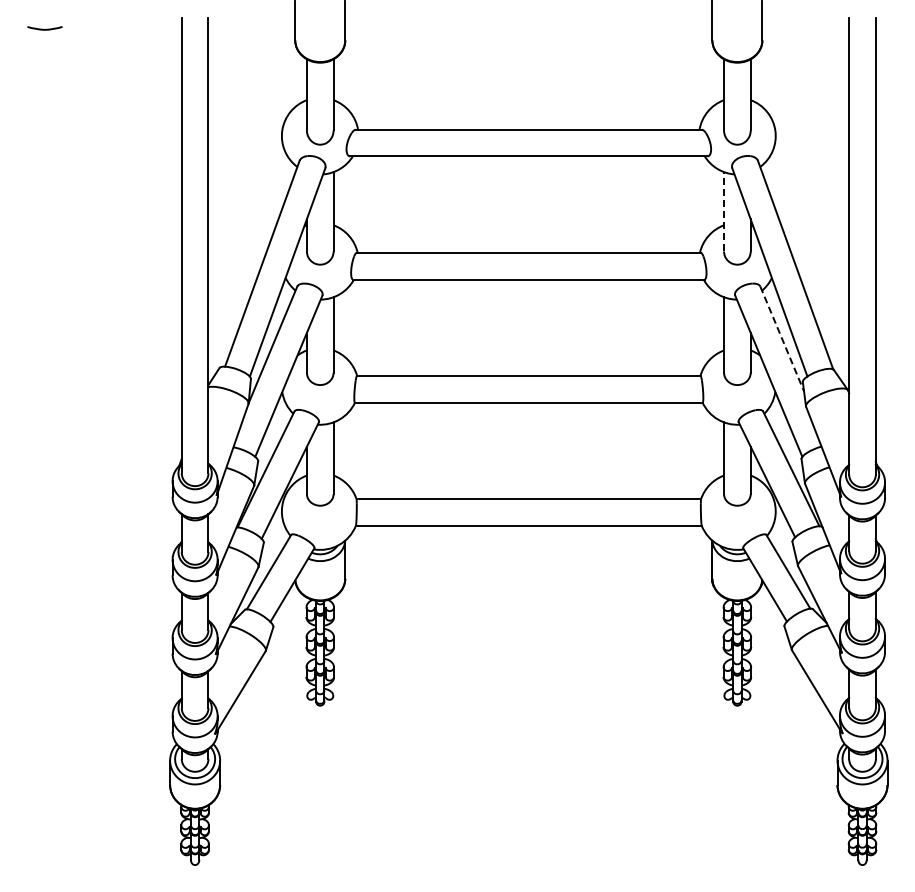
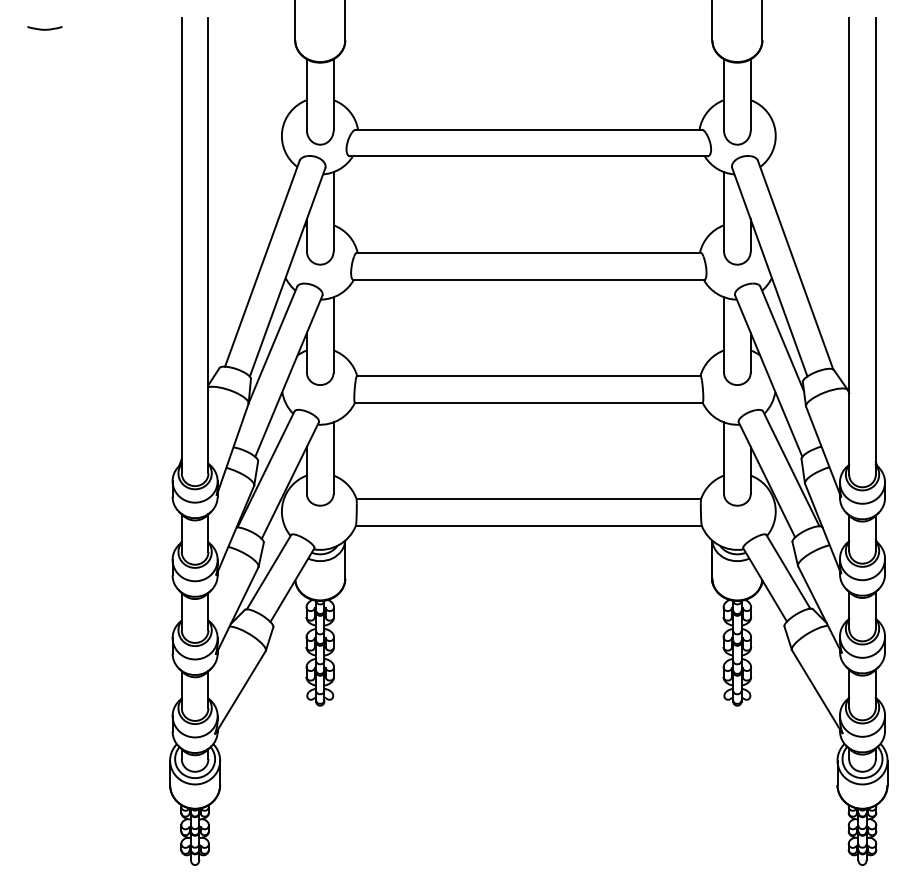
line: dashed -> solid (724, 211)
line: dashed -> solid (782, 339)
